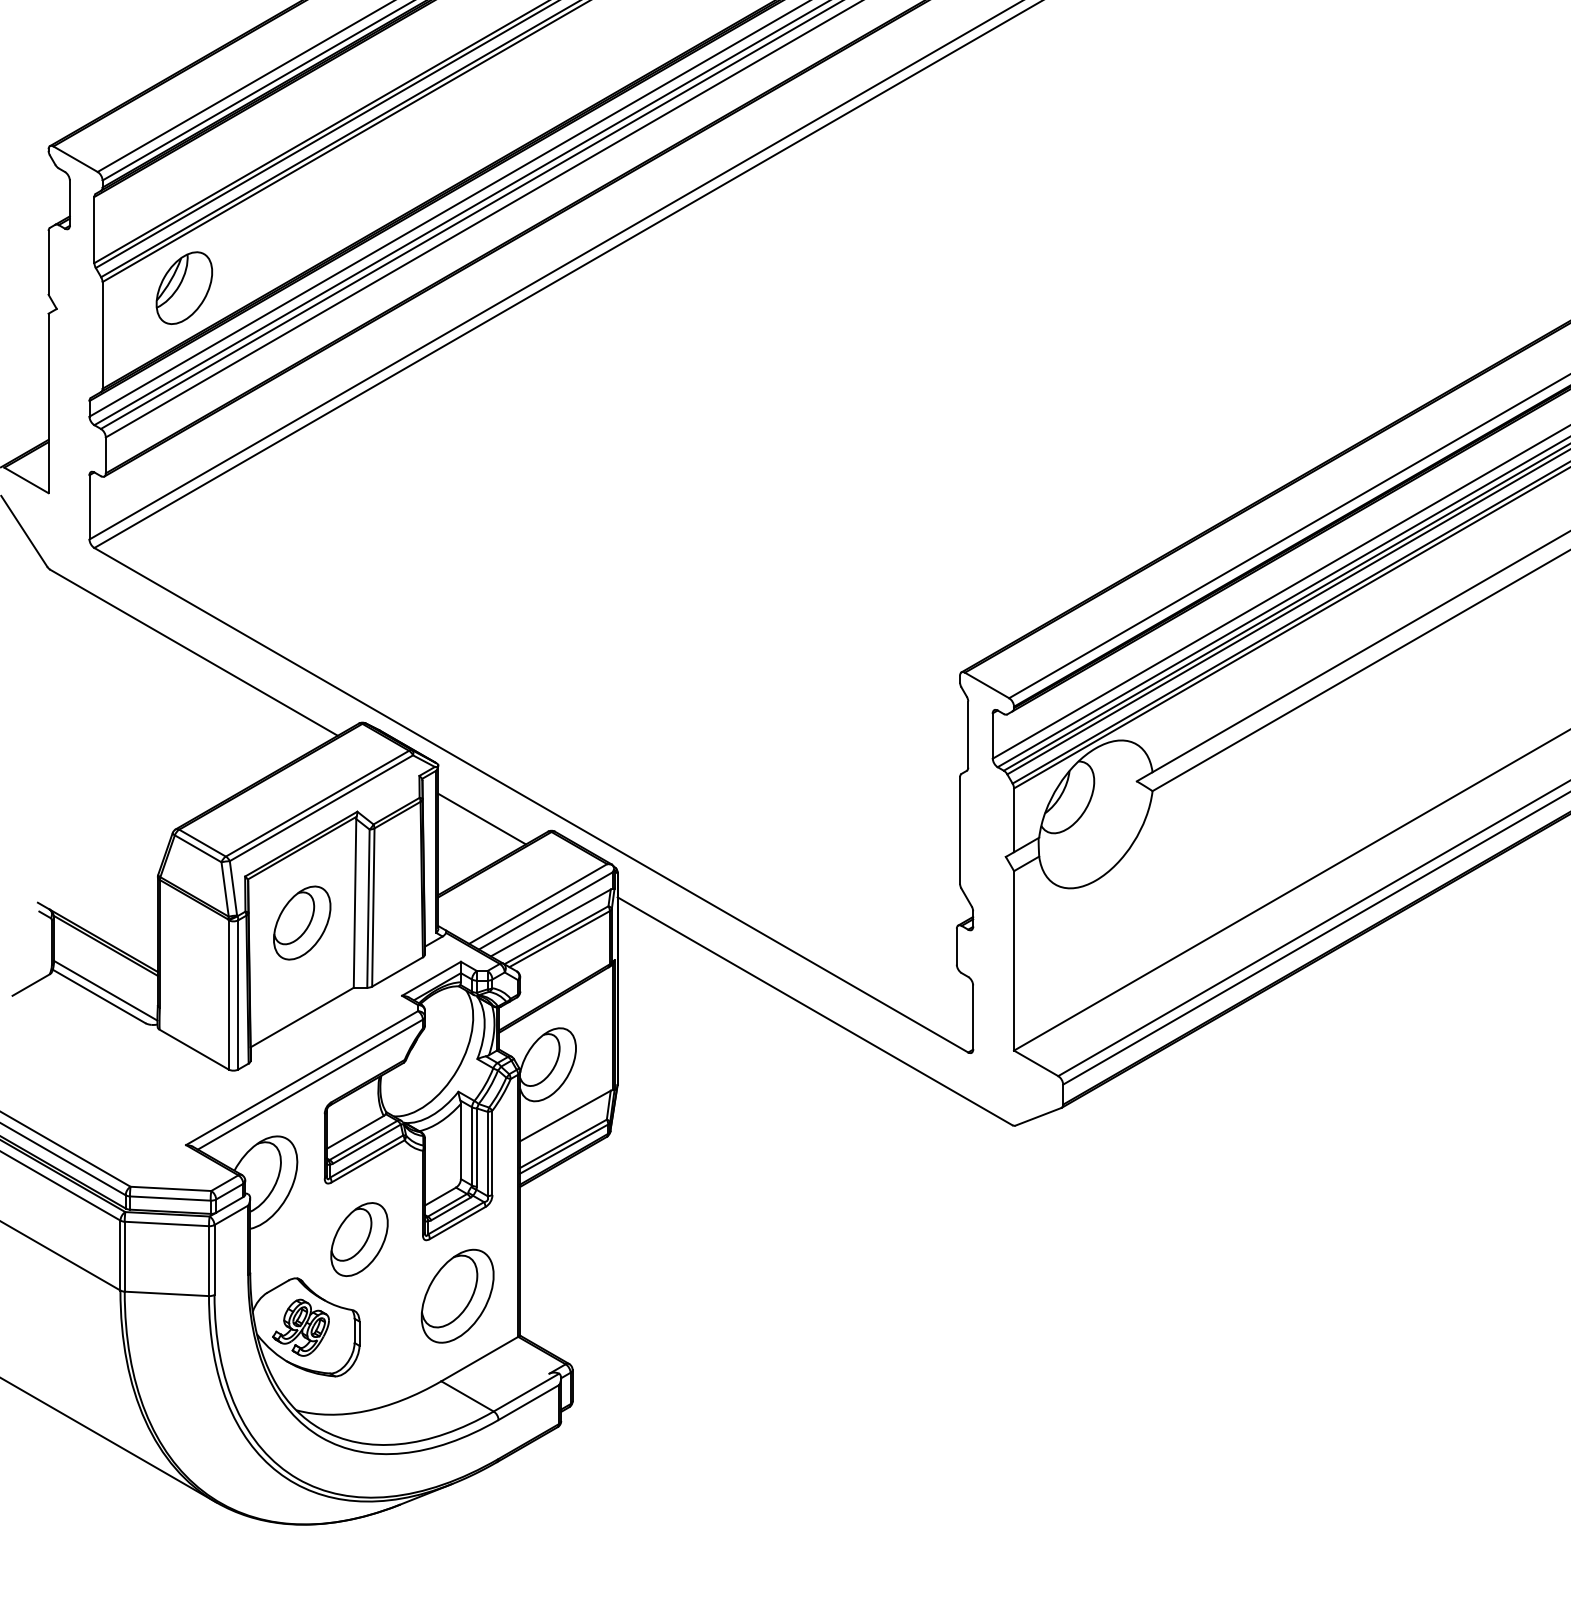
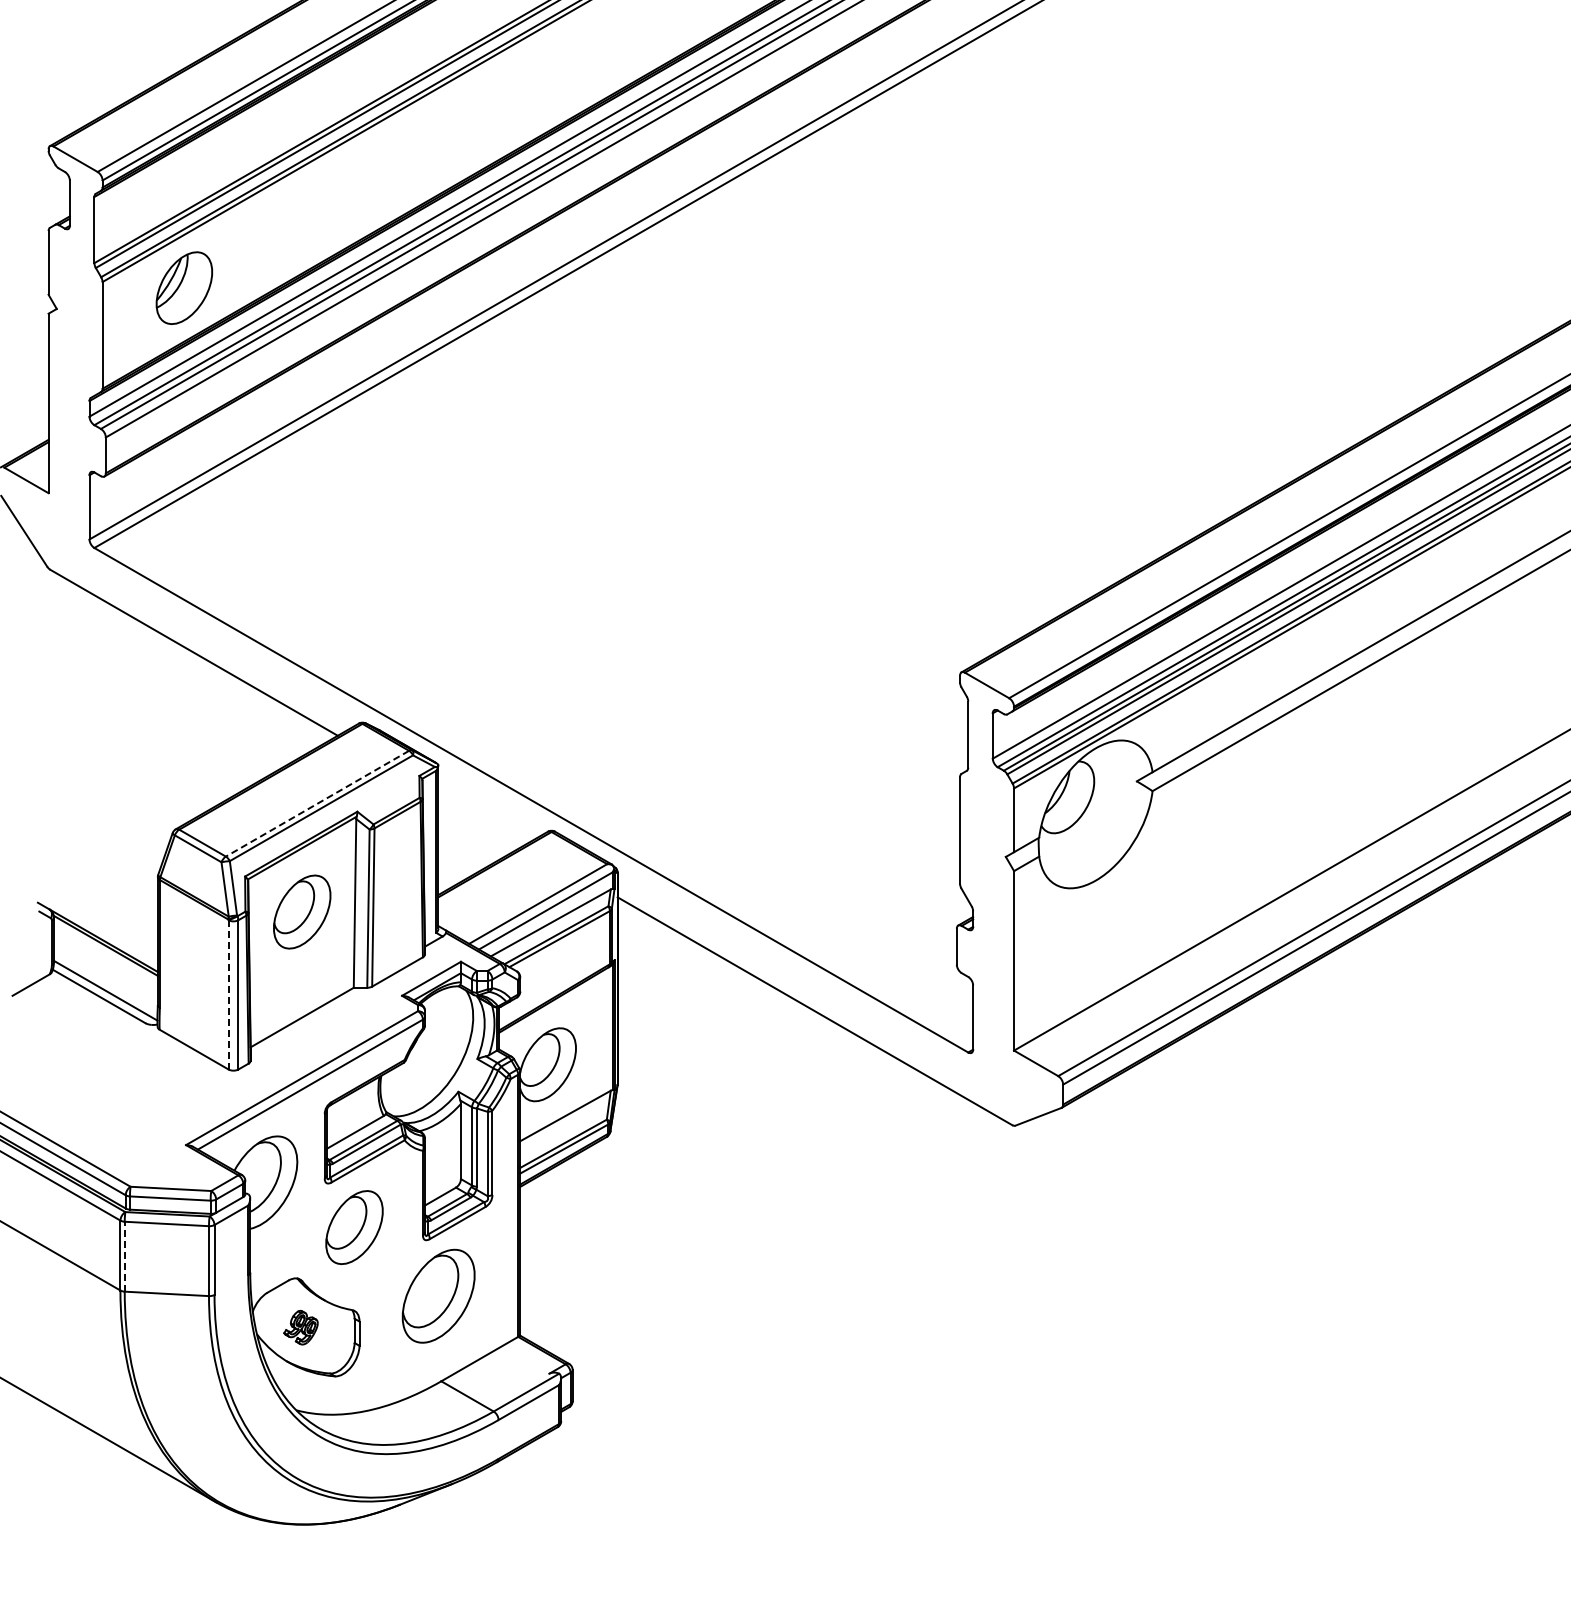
line: solid -> dashed (317, 803)
line: present -> none (482, 818)
part position: (302, 922) -> (302, 911) (302, 911)
line: solid -> dashed (228, 994)
part position: (359, 1239) -> (354, 1227) (354, 1227)
line: solid -> dashed (124, 1256)
part position: (457, 1295) -> (438, 1295) (438, 1295)
part size: 58x59 px -> 36x37 px (300, 1327)
